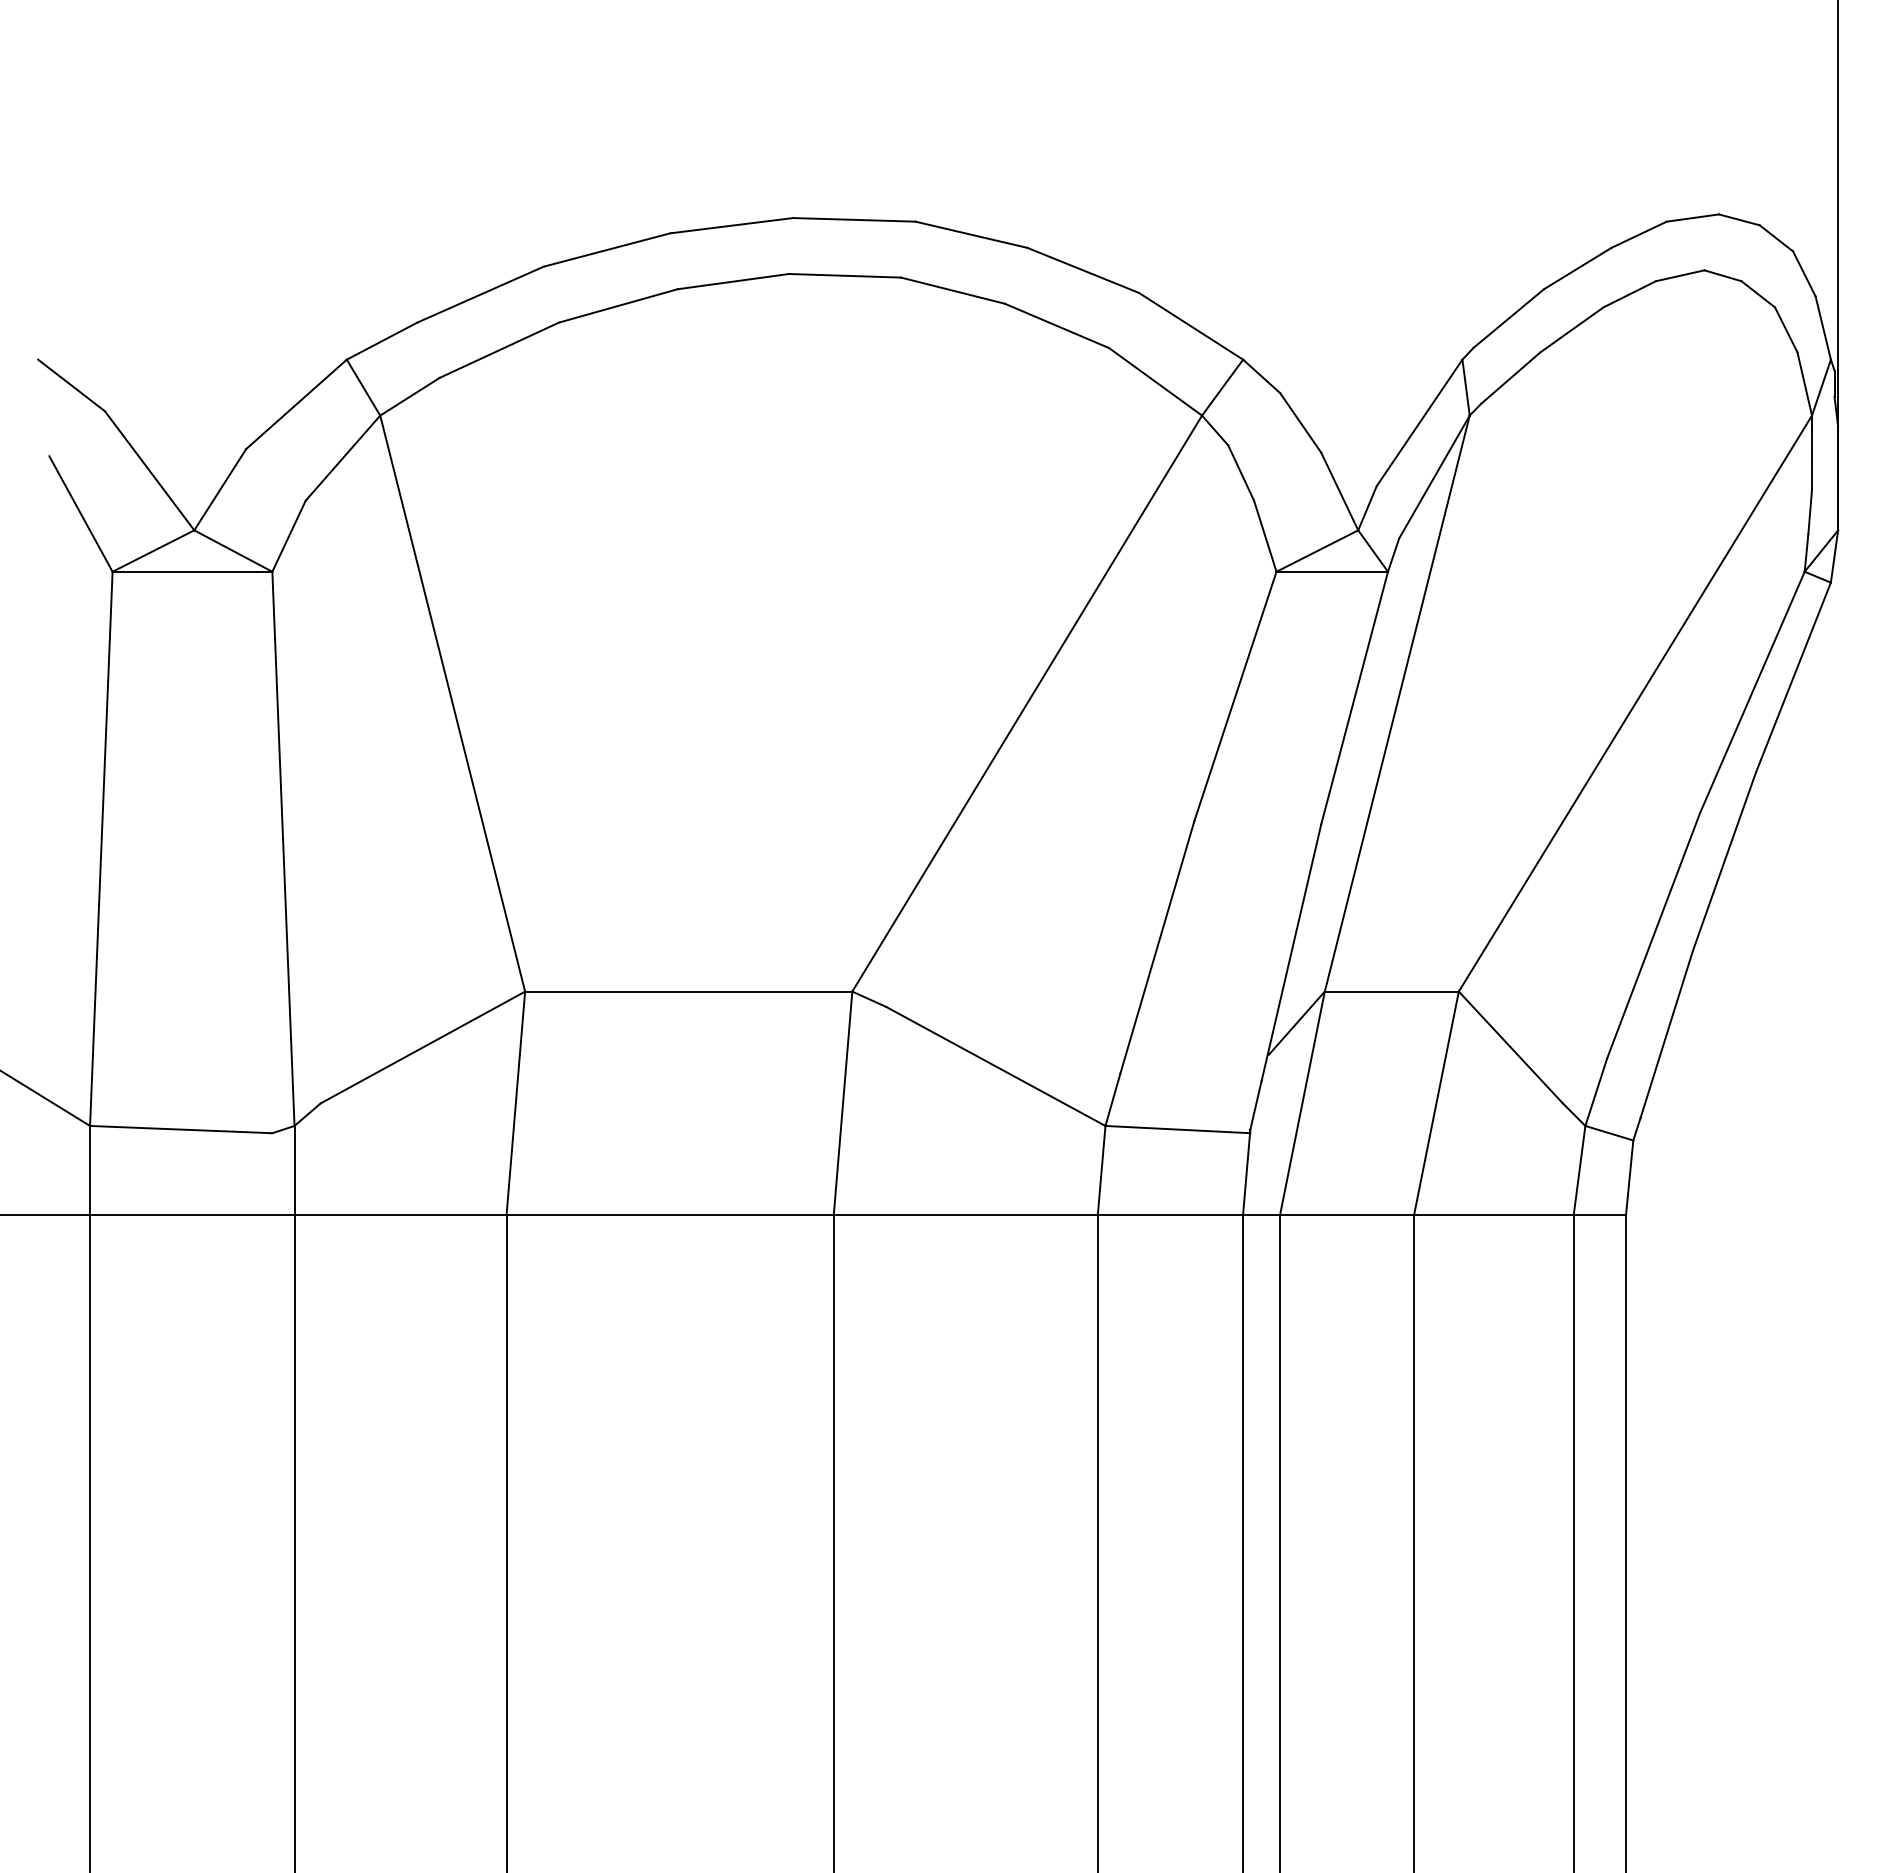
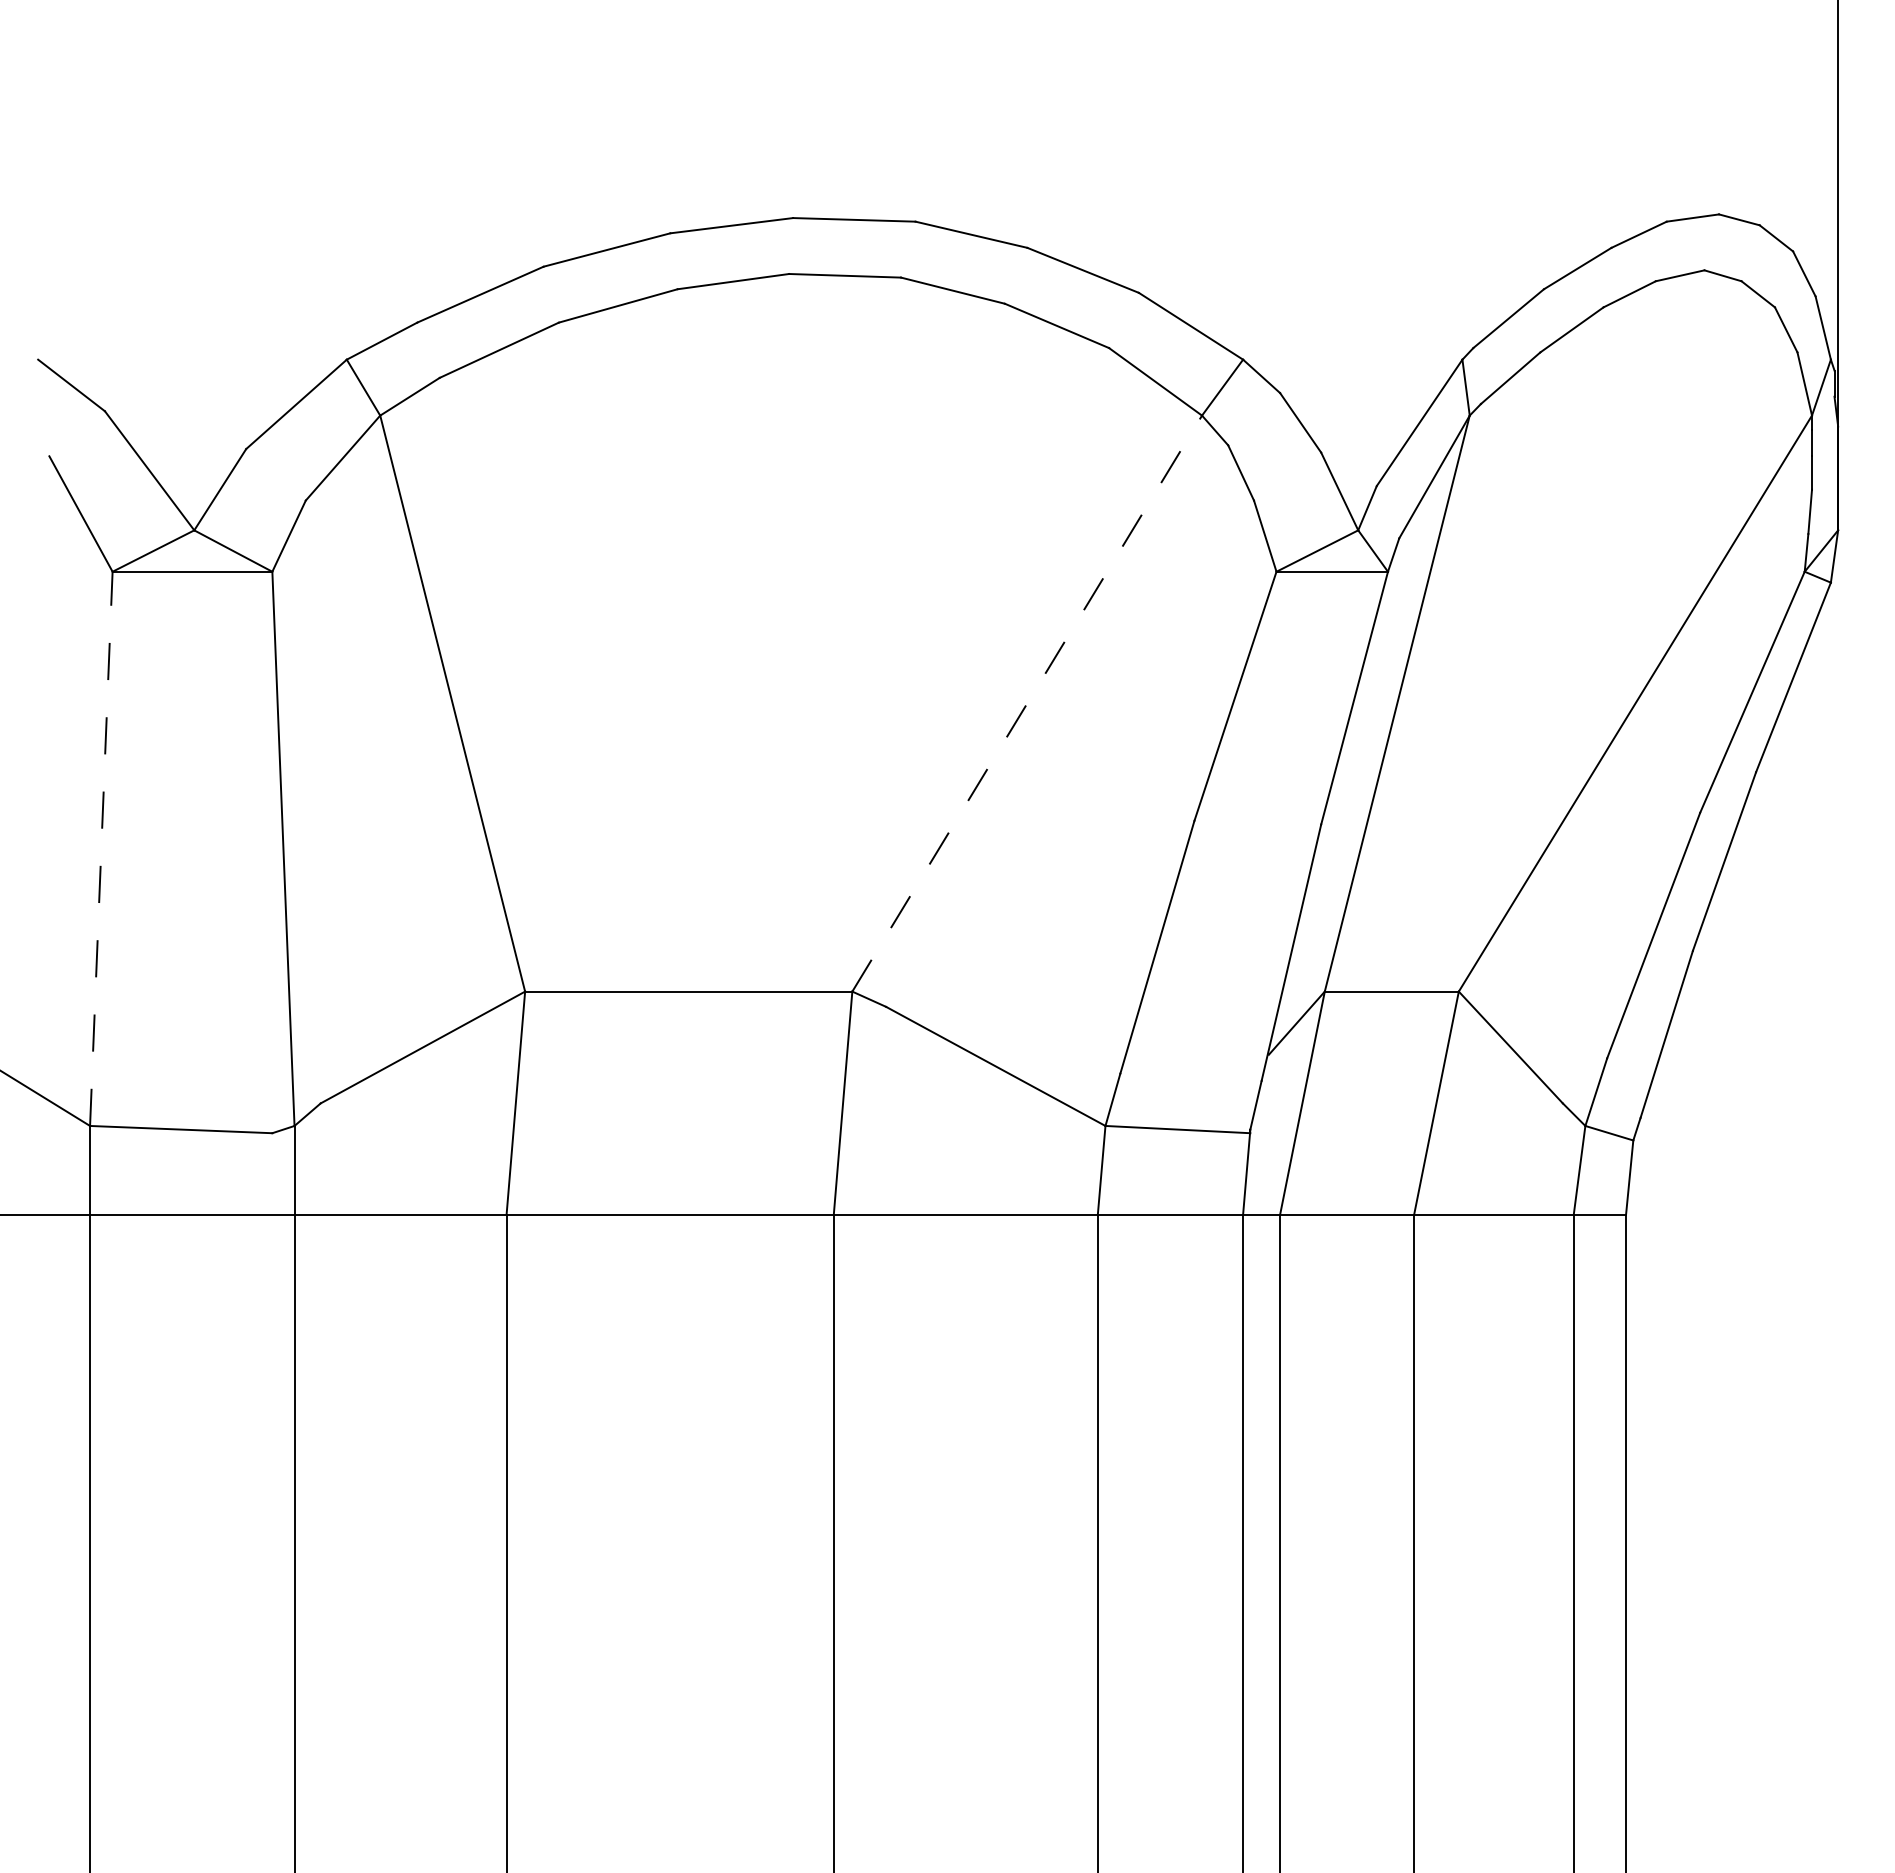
line: solid -> dashed (1027, 703)
line: solid -> dashed (101, 848)
